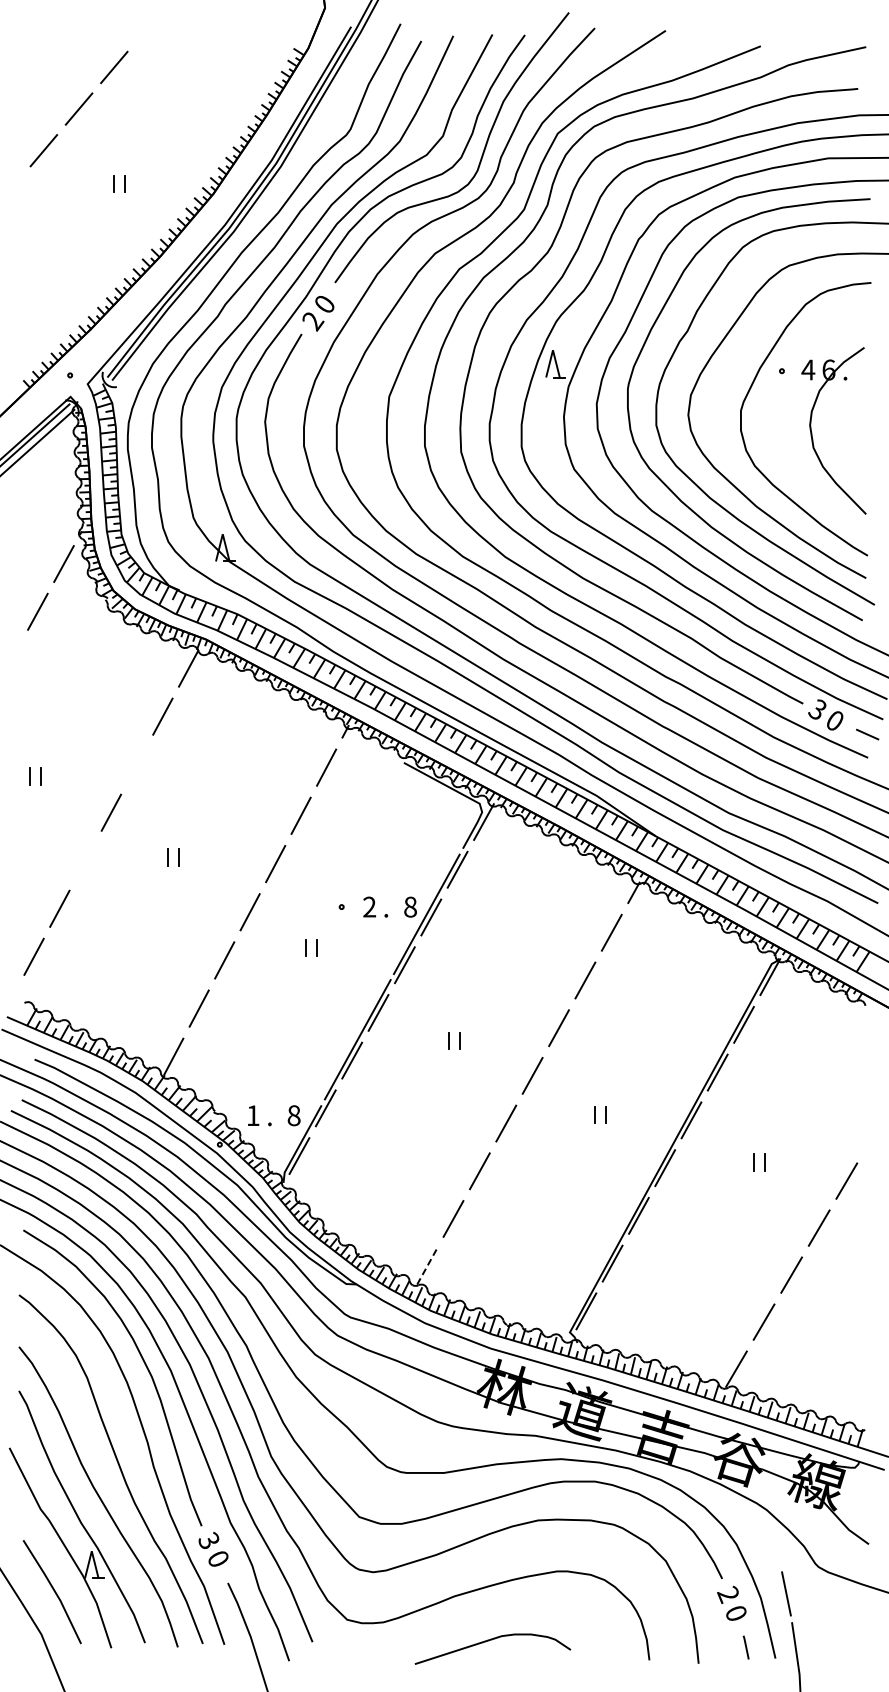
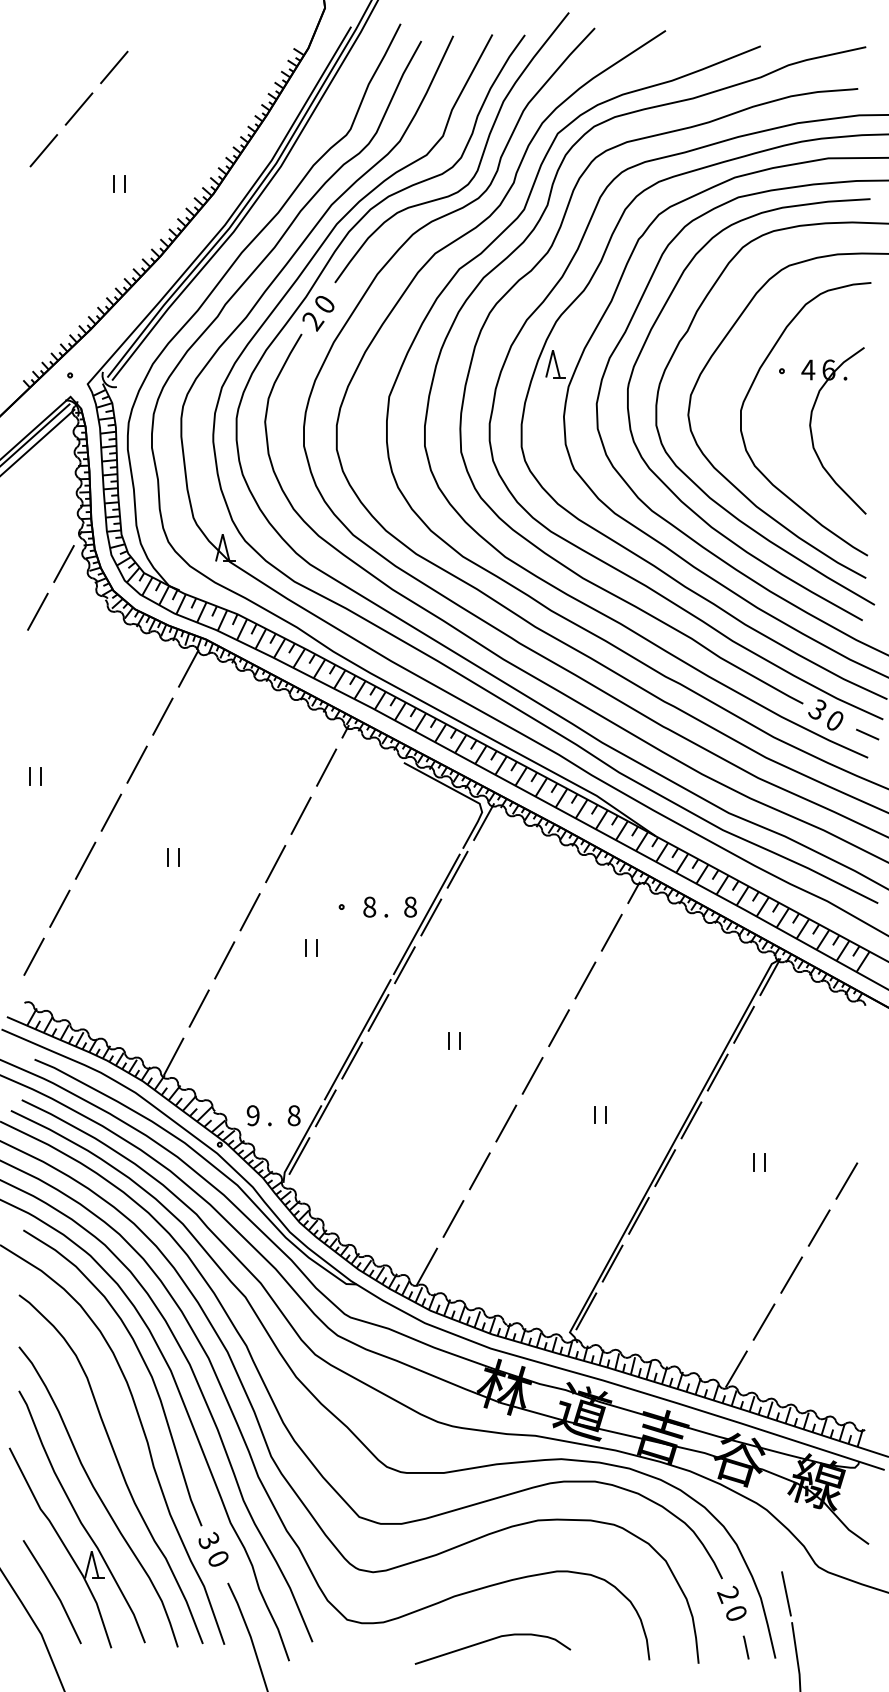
line: none -> present (136, 764)
line: none -> present (85, 860)
text: 2 -> 8 (369, 906)
text: 1 -> 9 (252, 1115)
line: dashed -> solid (427, 1266)
